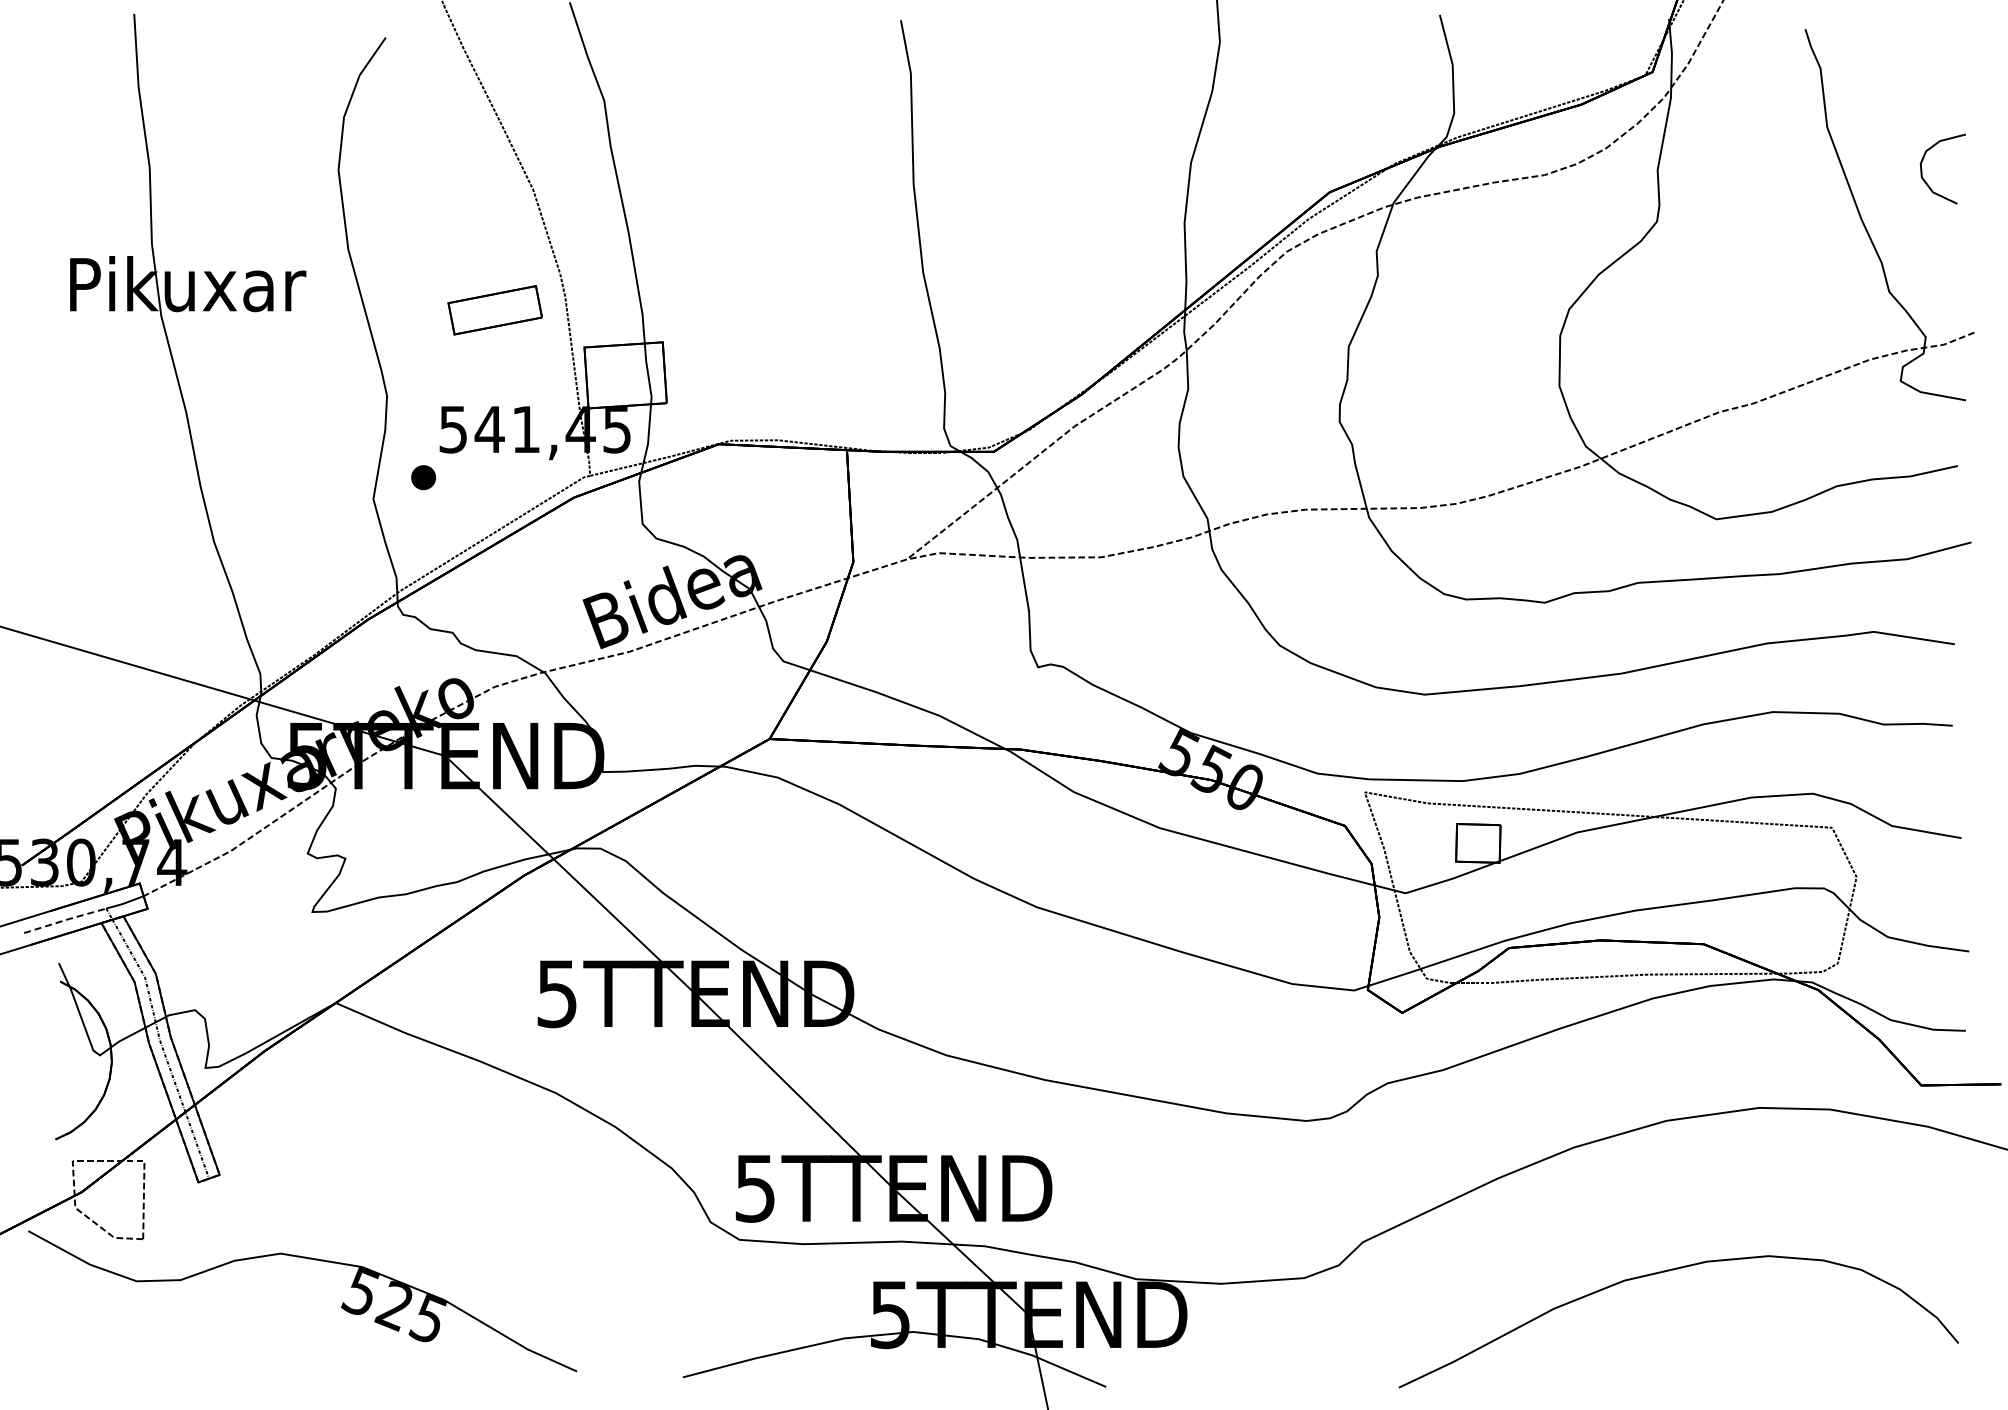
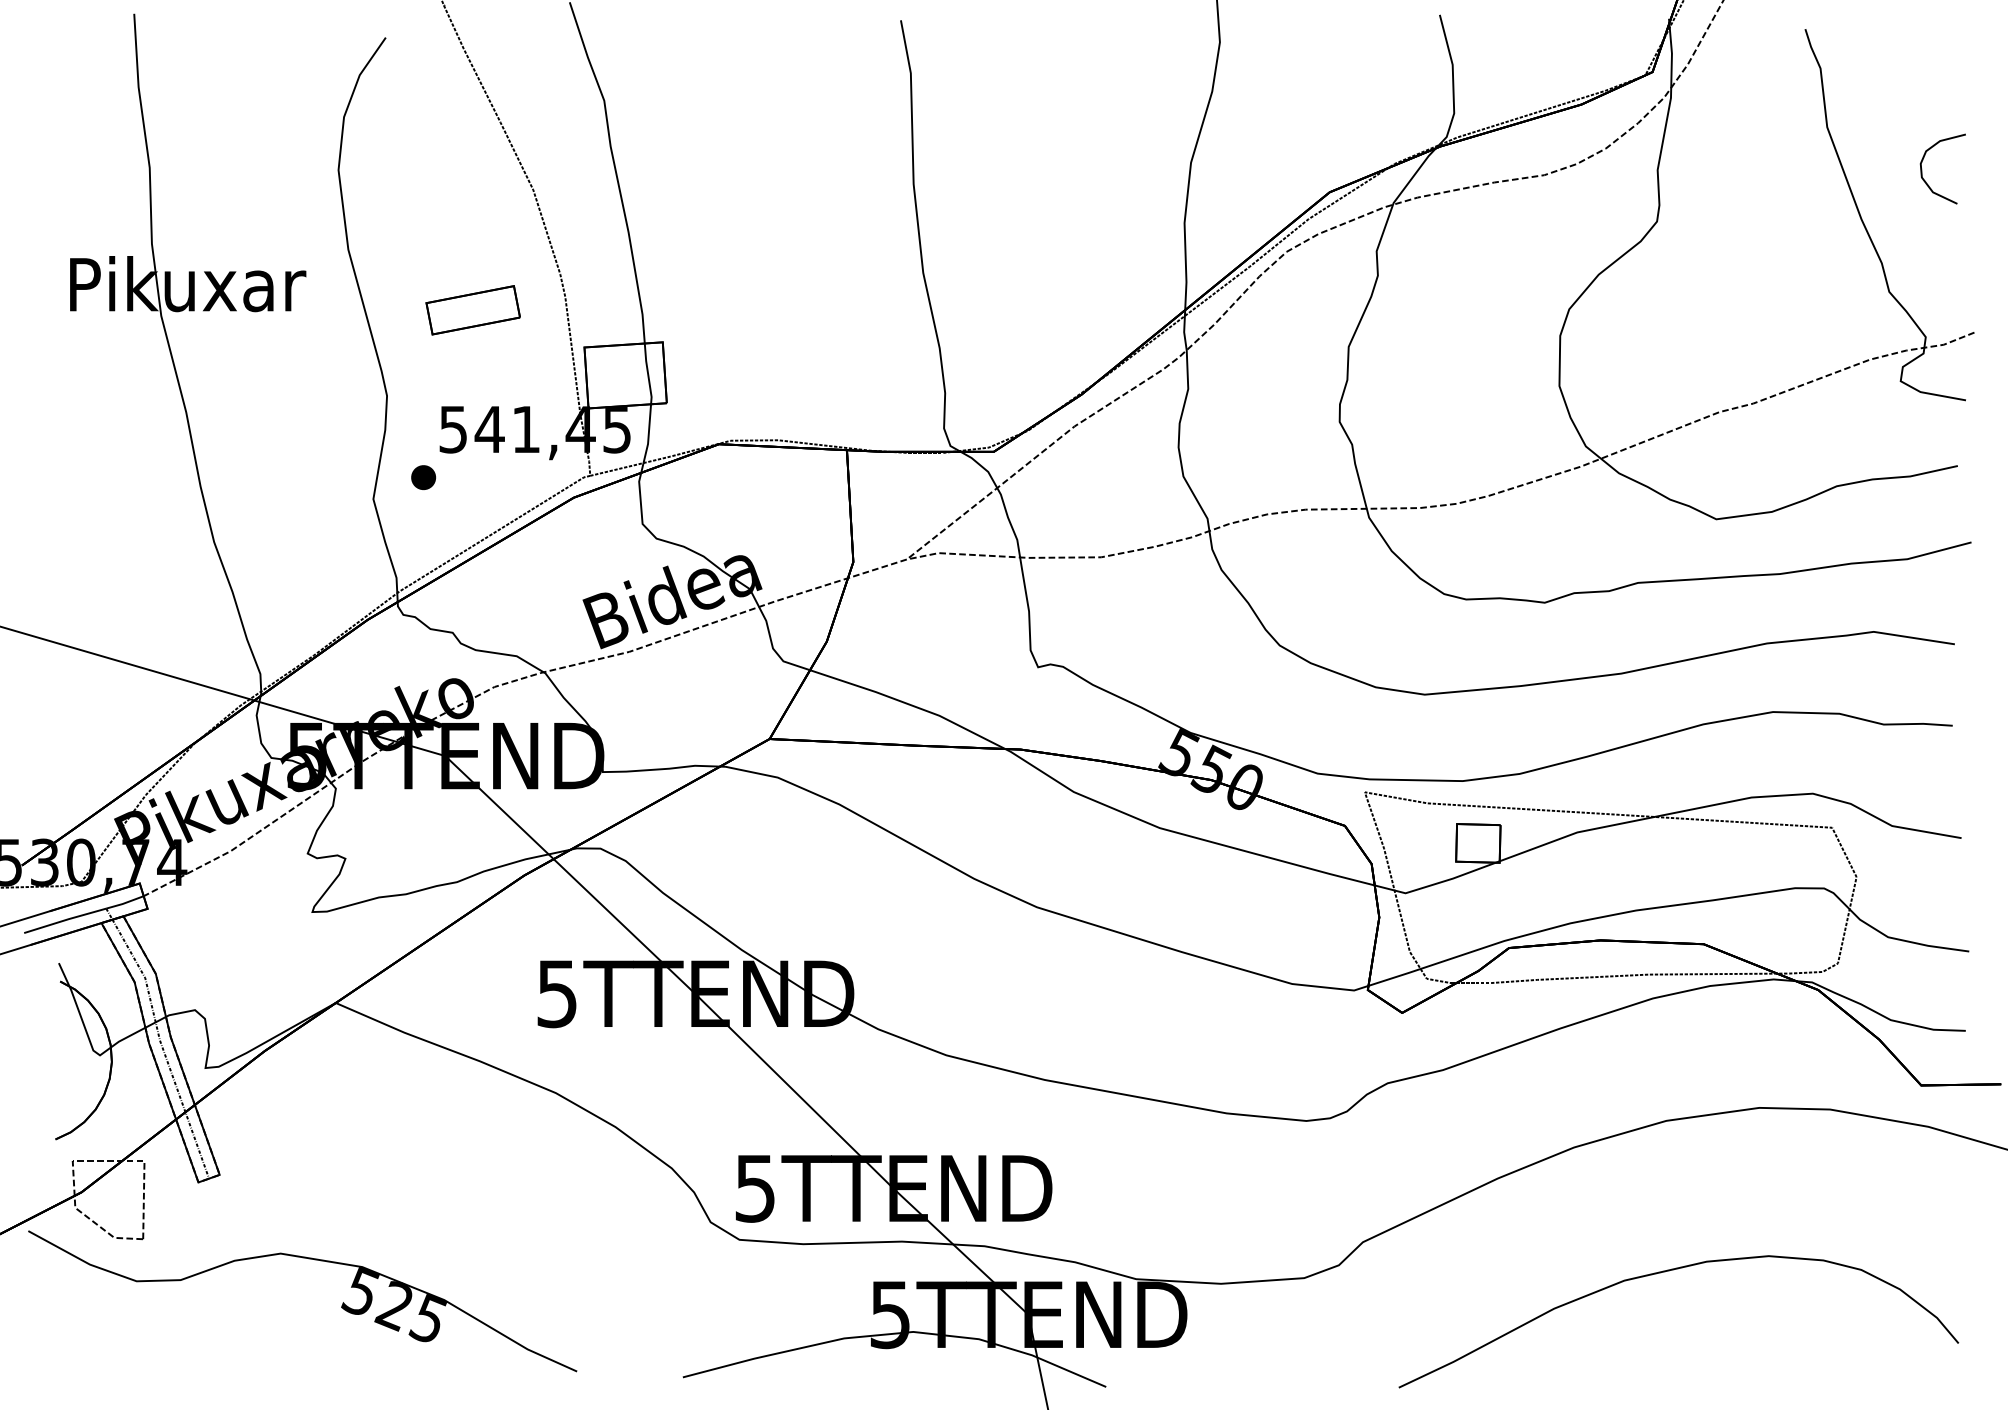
part position: (494, 310) -> (472, 310) (472, 310)
line: dashed -> solid (65, 920)
